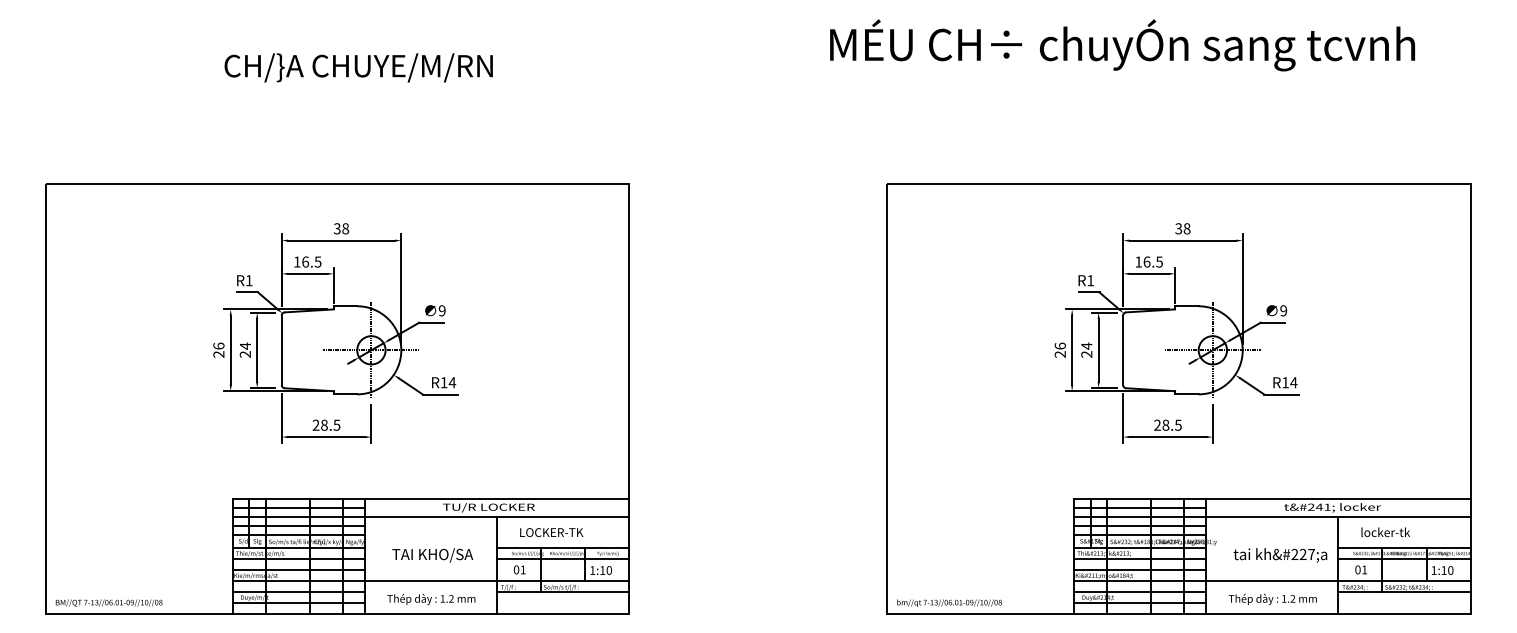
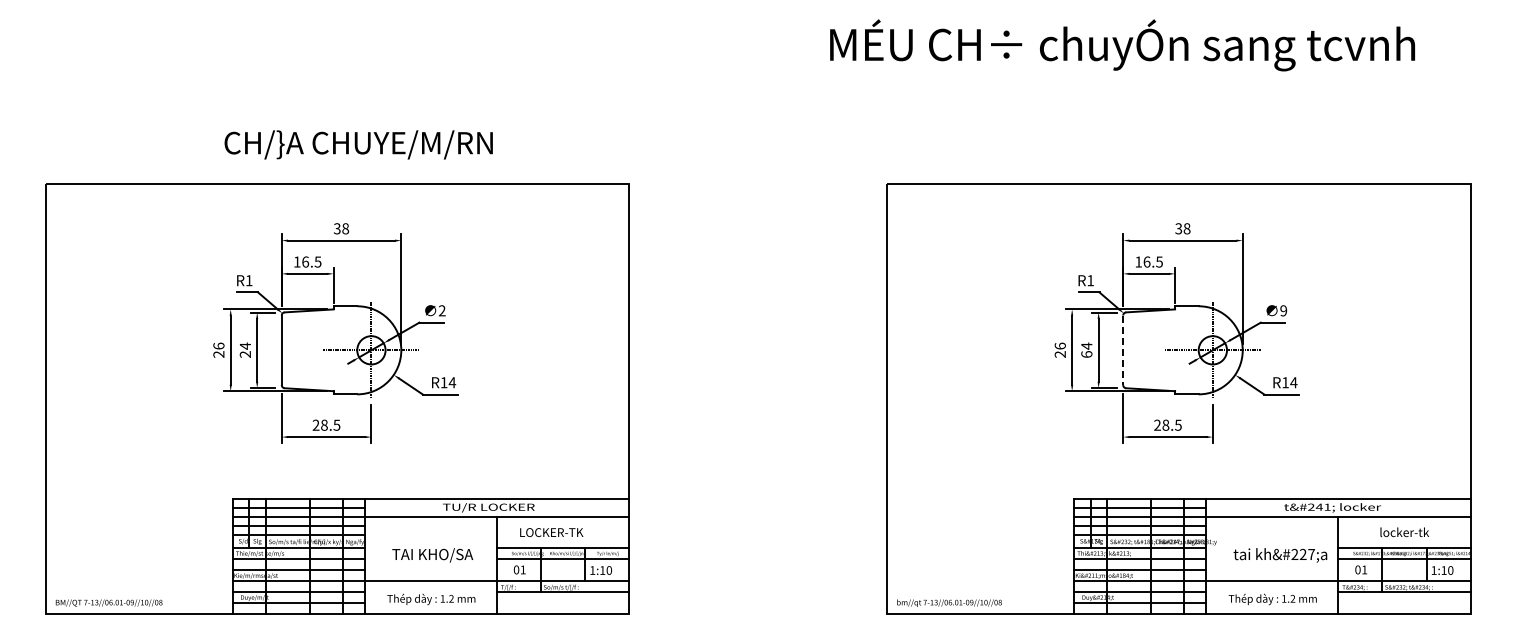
text position: (358, 67) -> (358, 144) (358, 144)
text: 9 -> 2 (441, 311)
line: solid -> dashed (1123, 350)
text: 24 -> 64 (1086, 354)
text position: (1385, 532) -> (1404, 532) (1404, 532)
